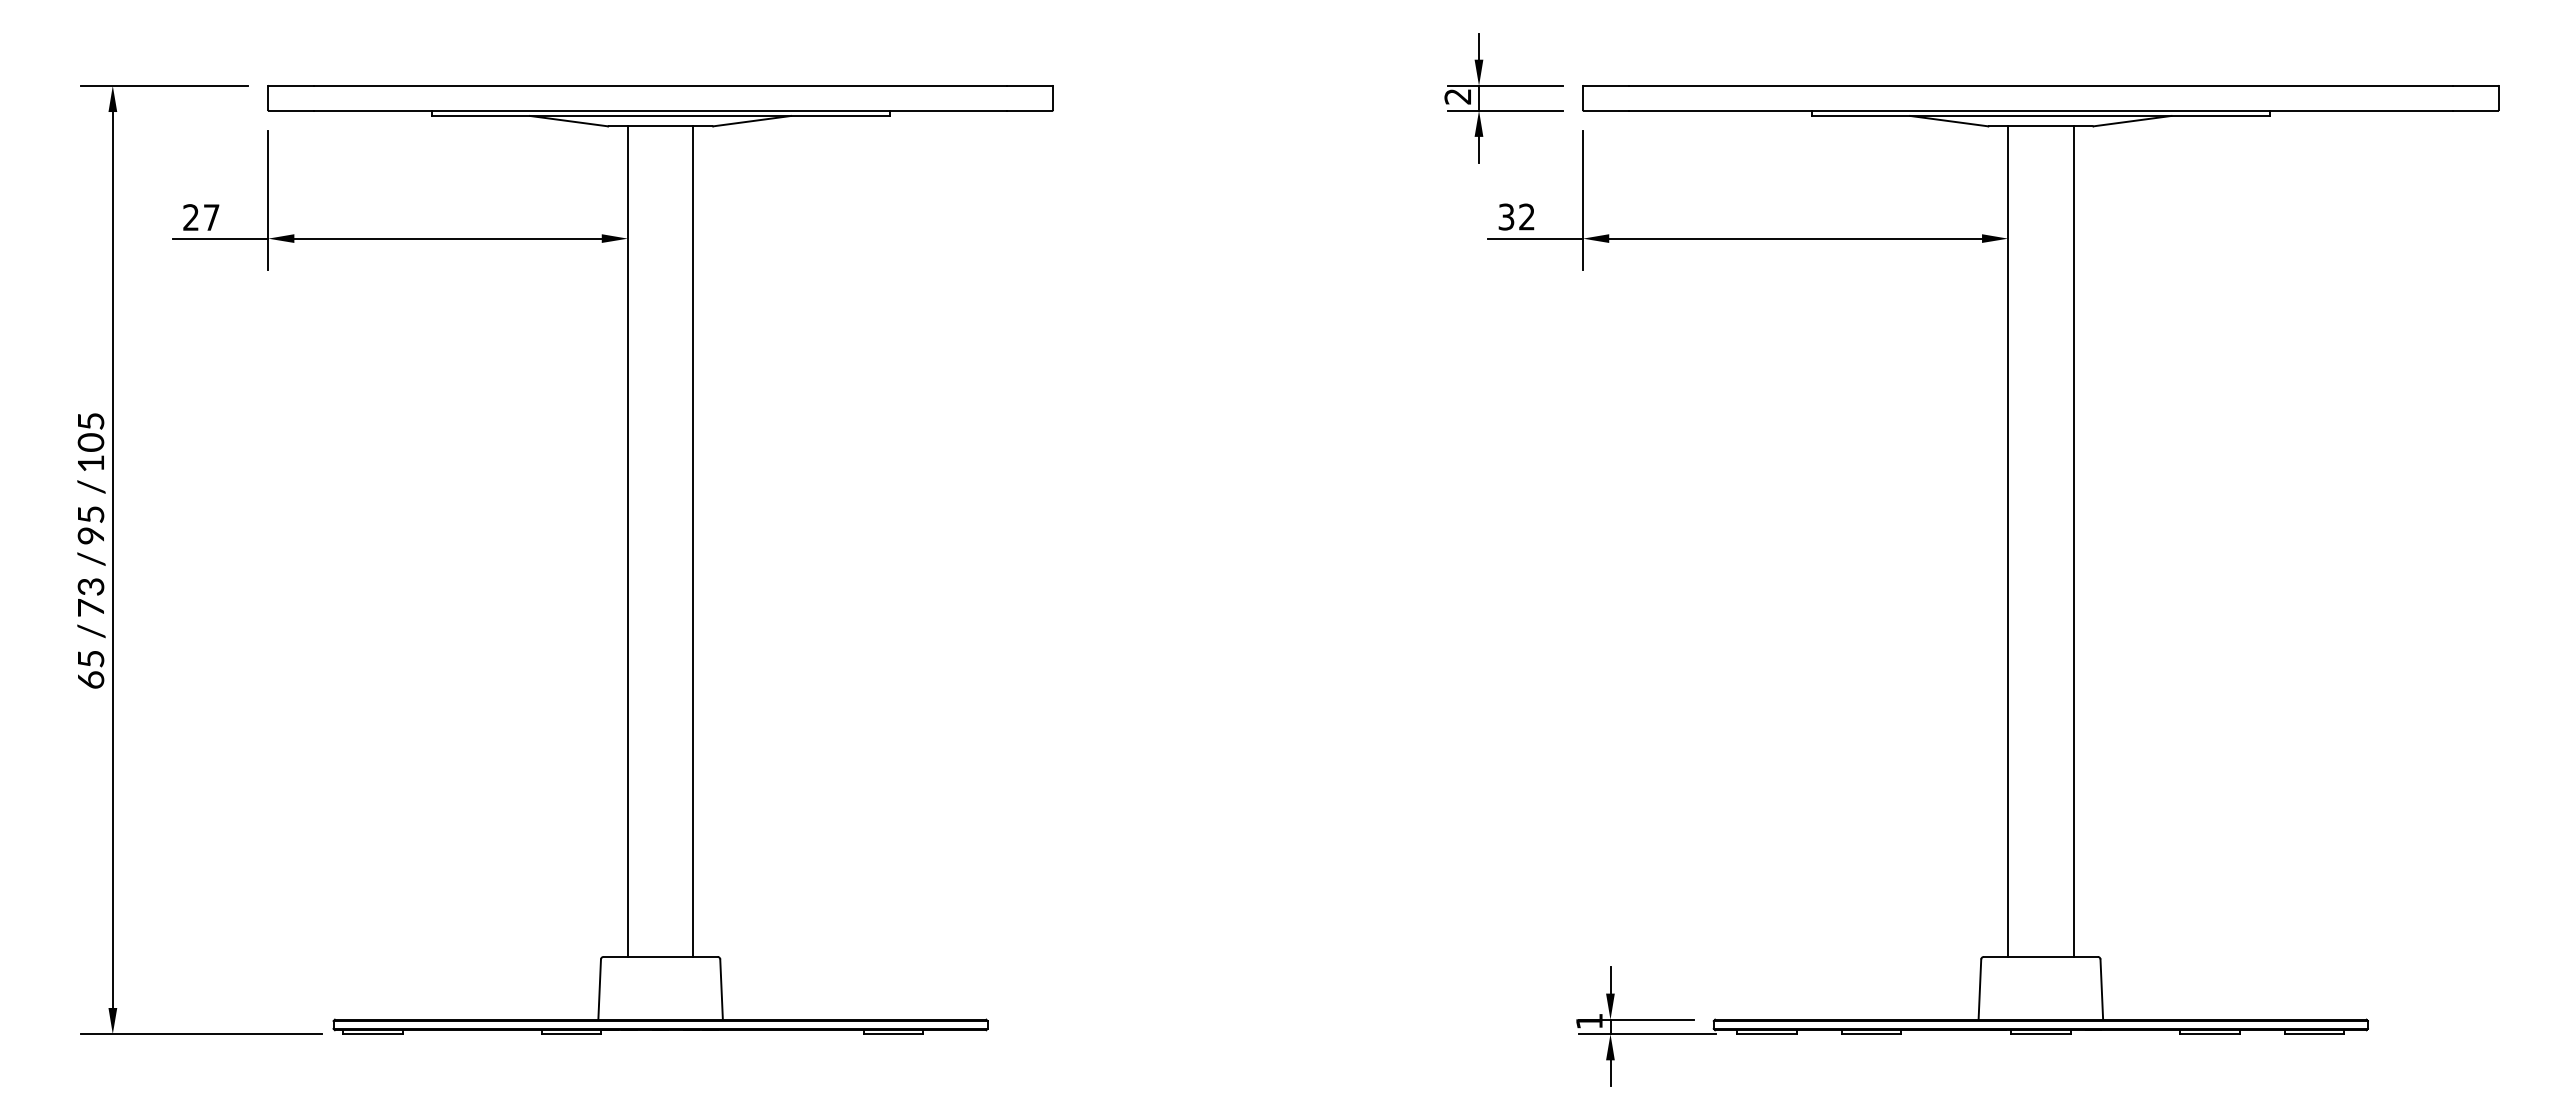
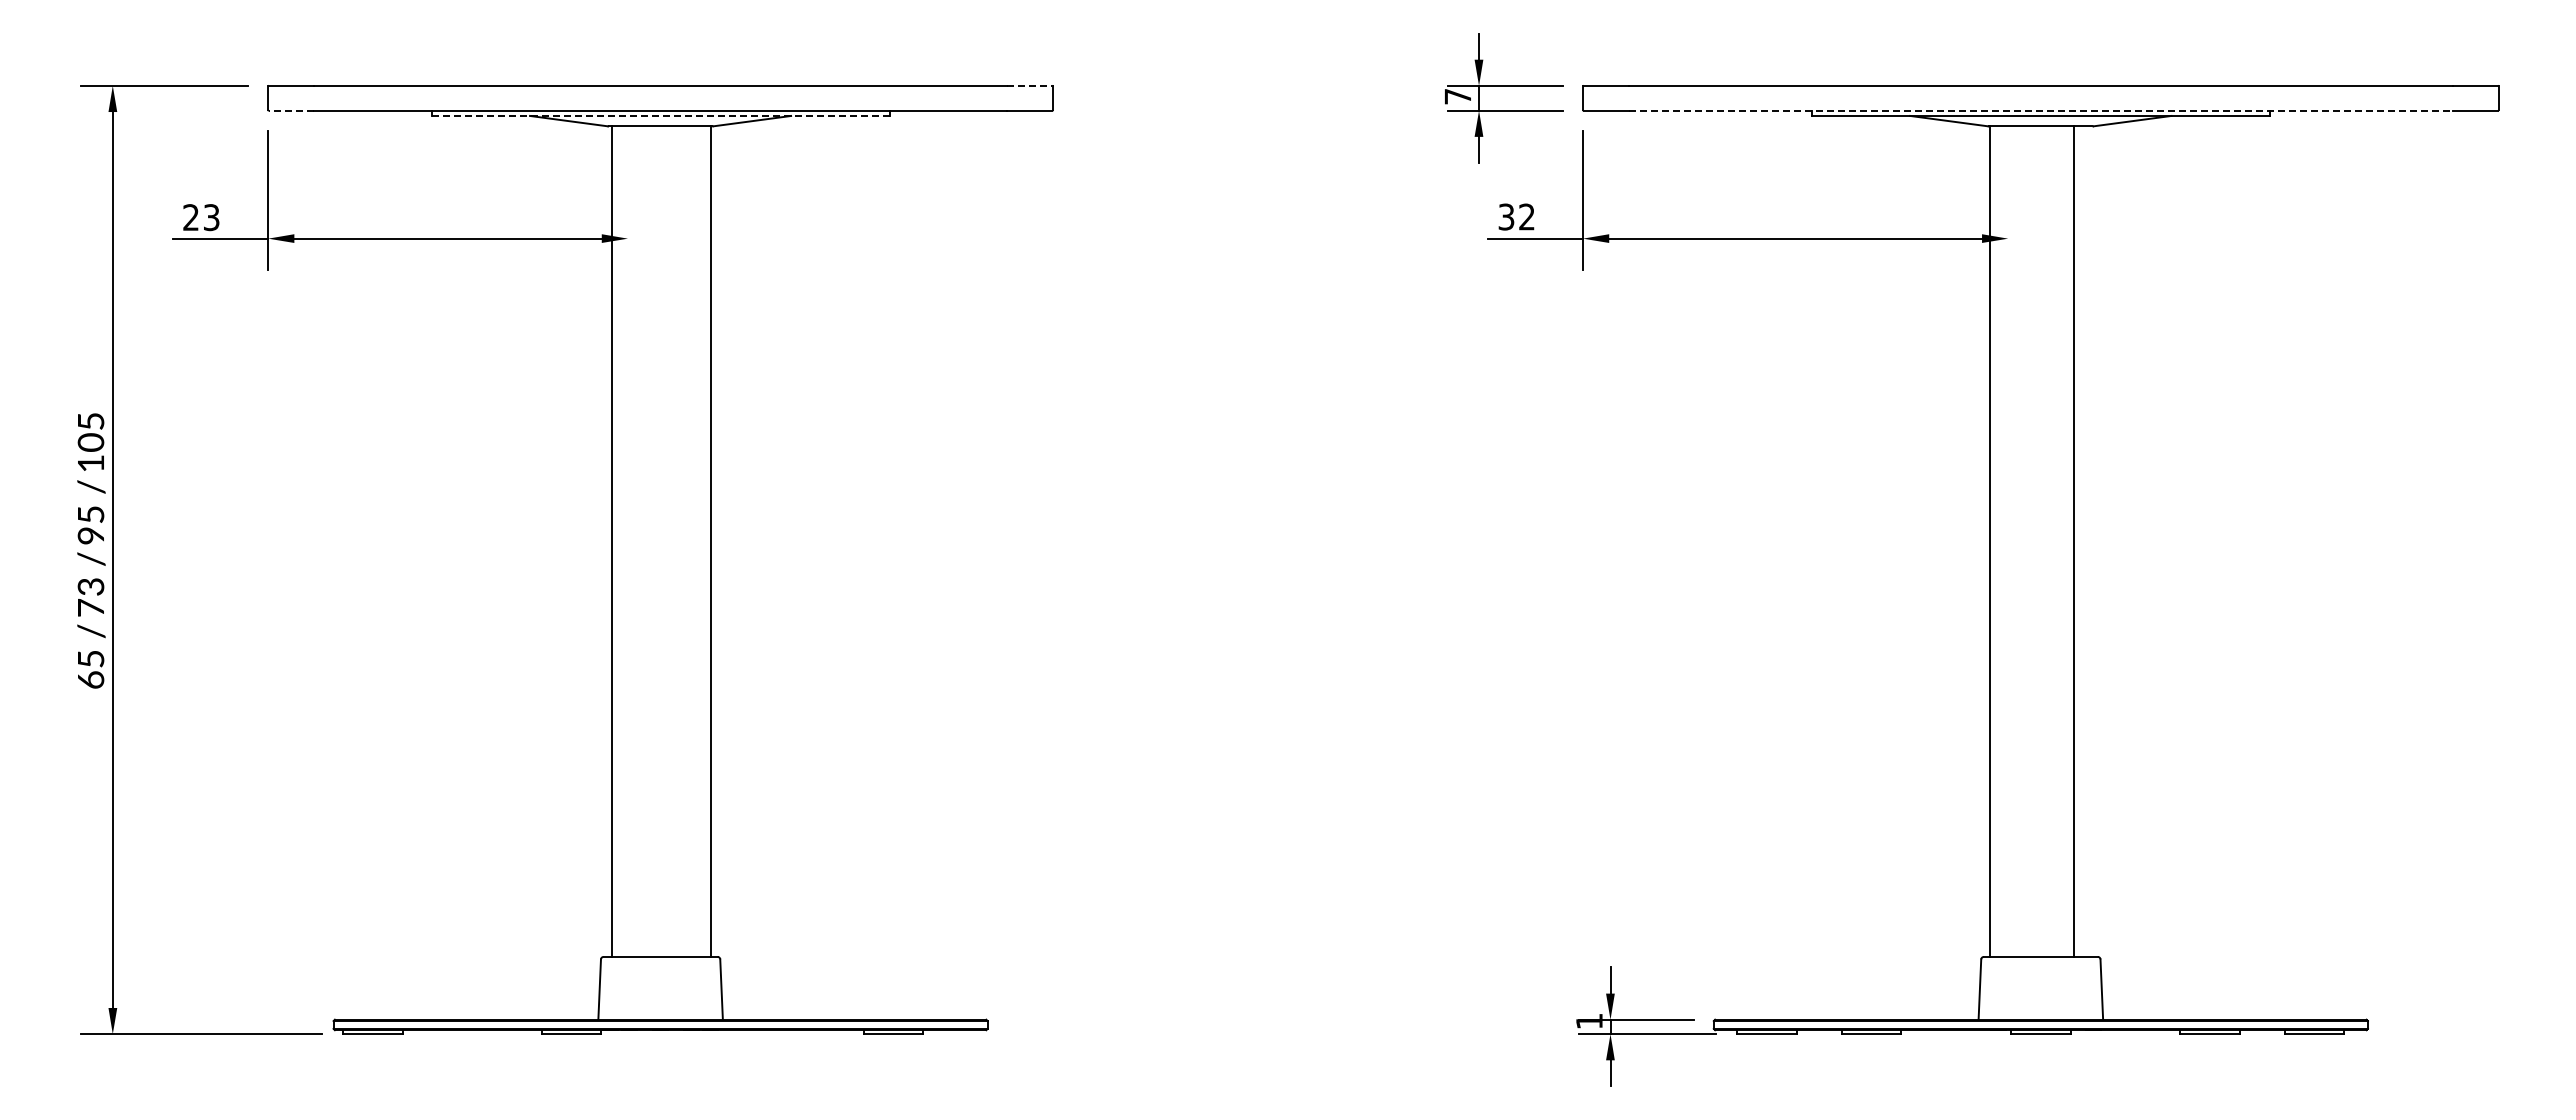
line: solid -> dashed (1029, 85)
text: 2 -> 7 (1457, 96)
line: solid -> dashed (291, 110)
line: solid -> dashed (2041, 110)
line: solid -> dashed (660, 115)
text: 27 -> 23 (211, 217)
line position: (627, 541) -> (611, 541) (611, 541)
line position: (693, 541) -> (711, 541) (711, 541)
line position: (2008, 541) -> (1990, 541) (1990, 541)
